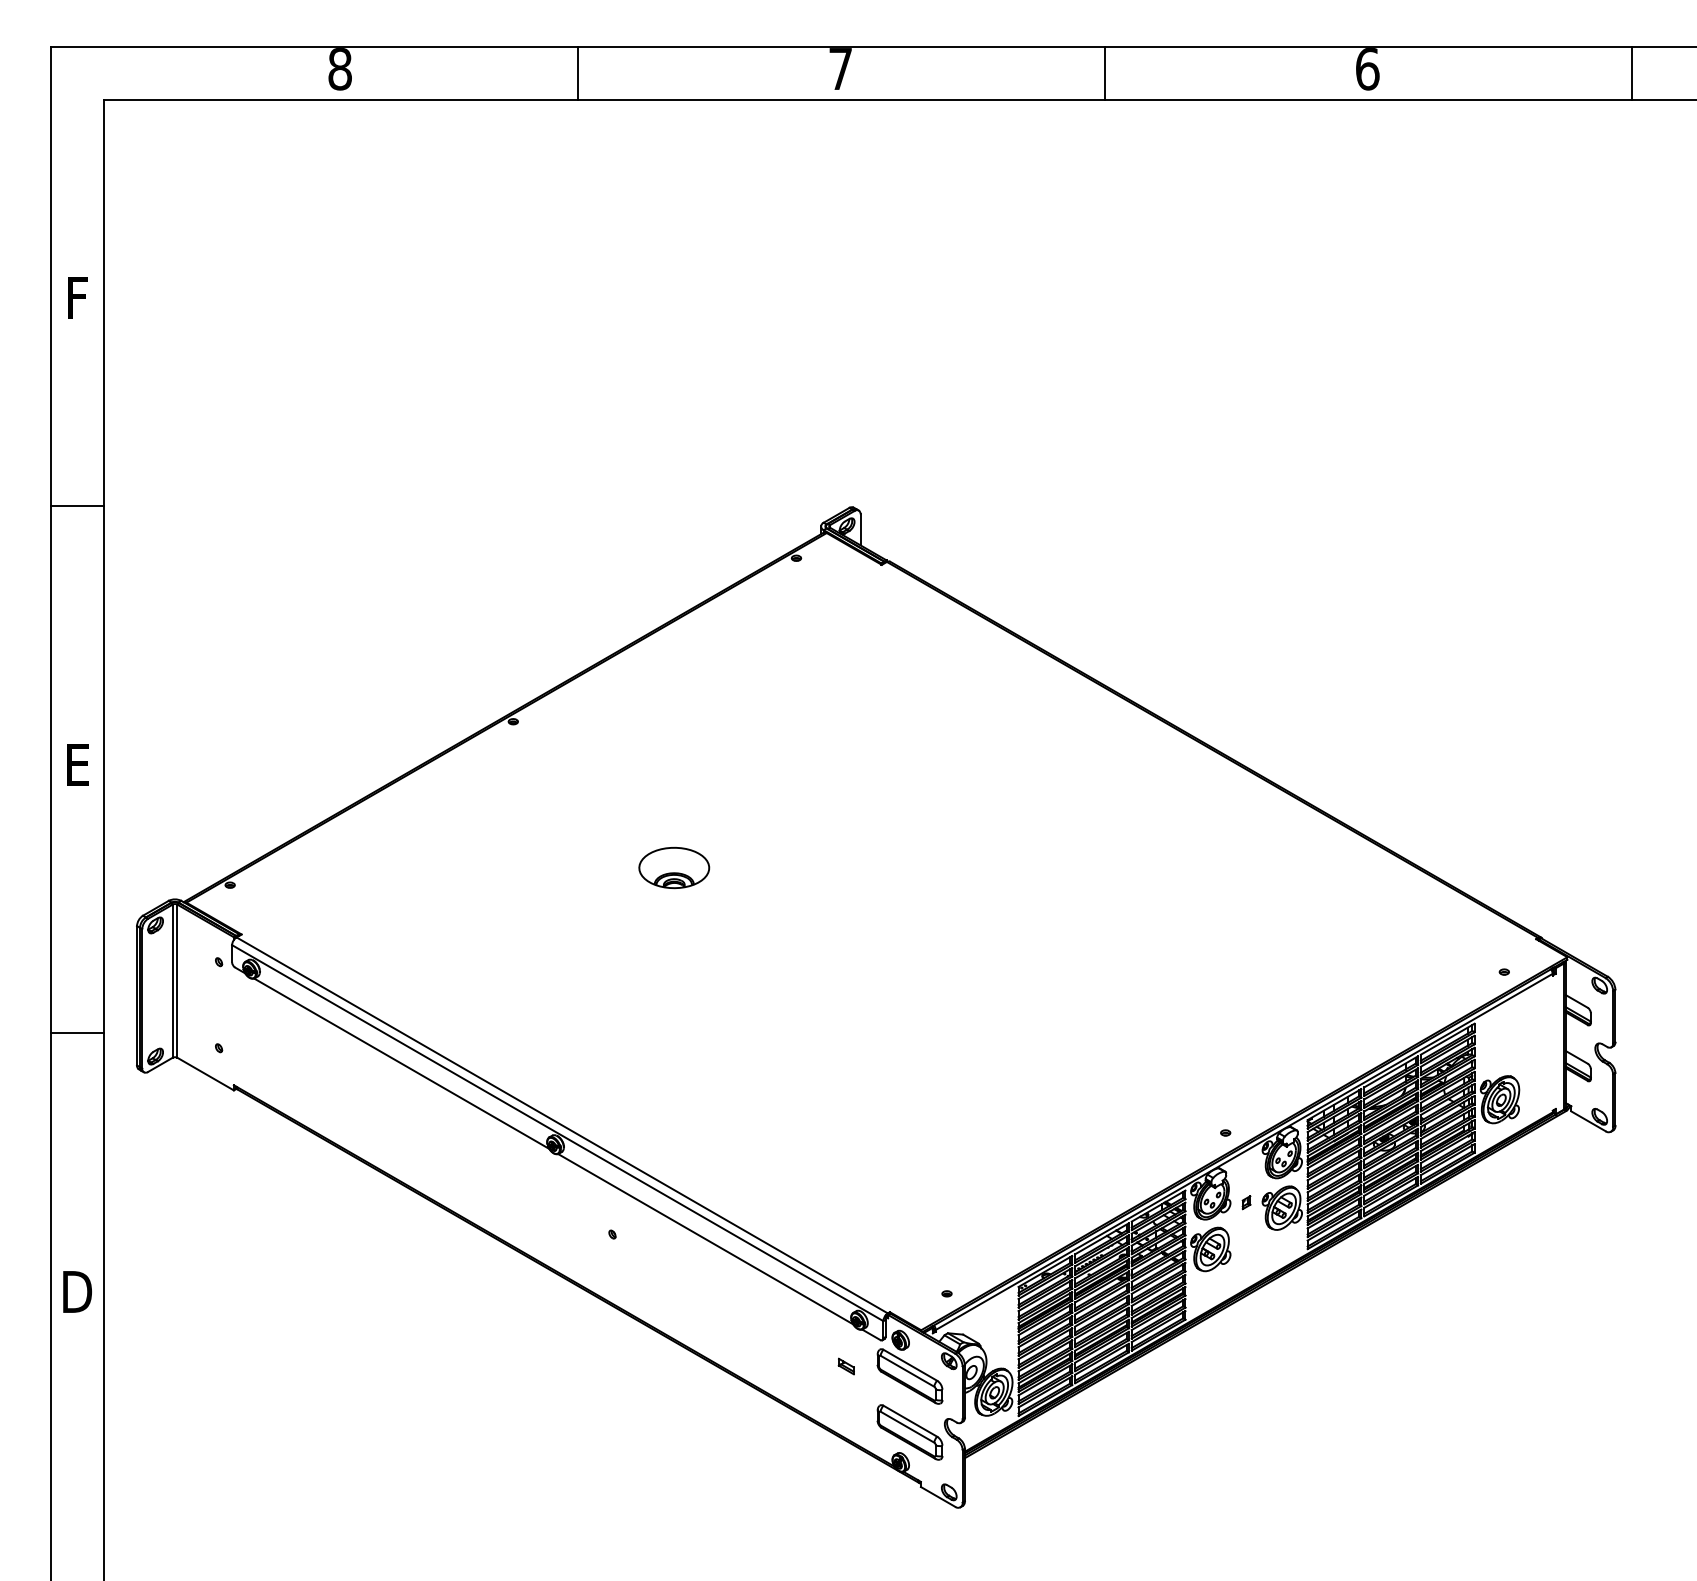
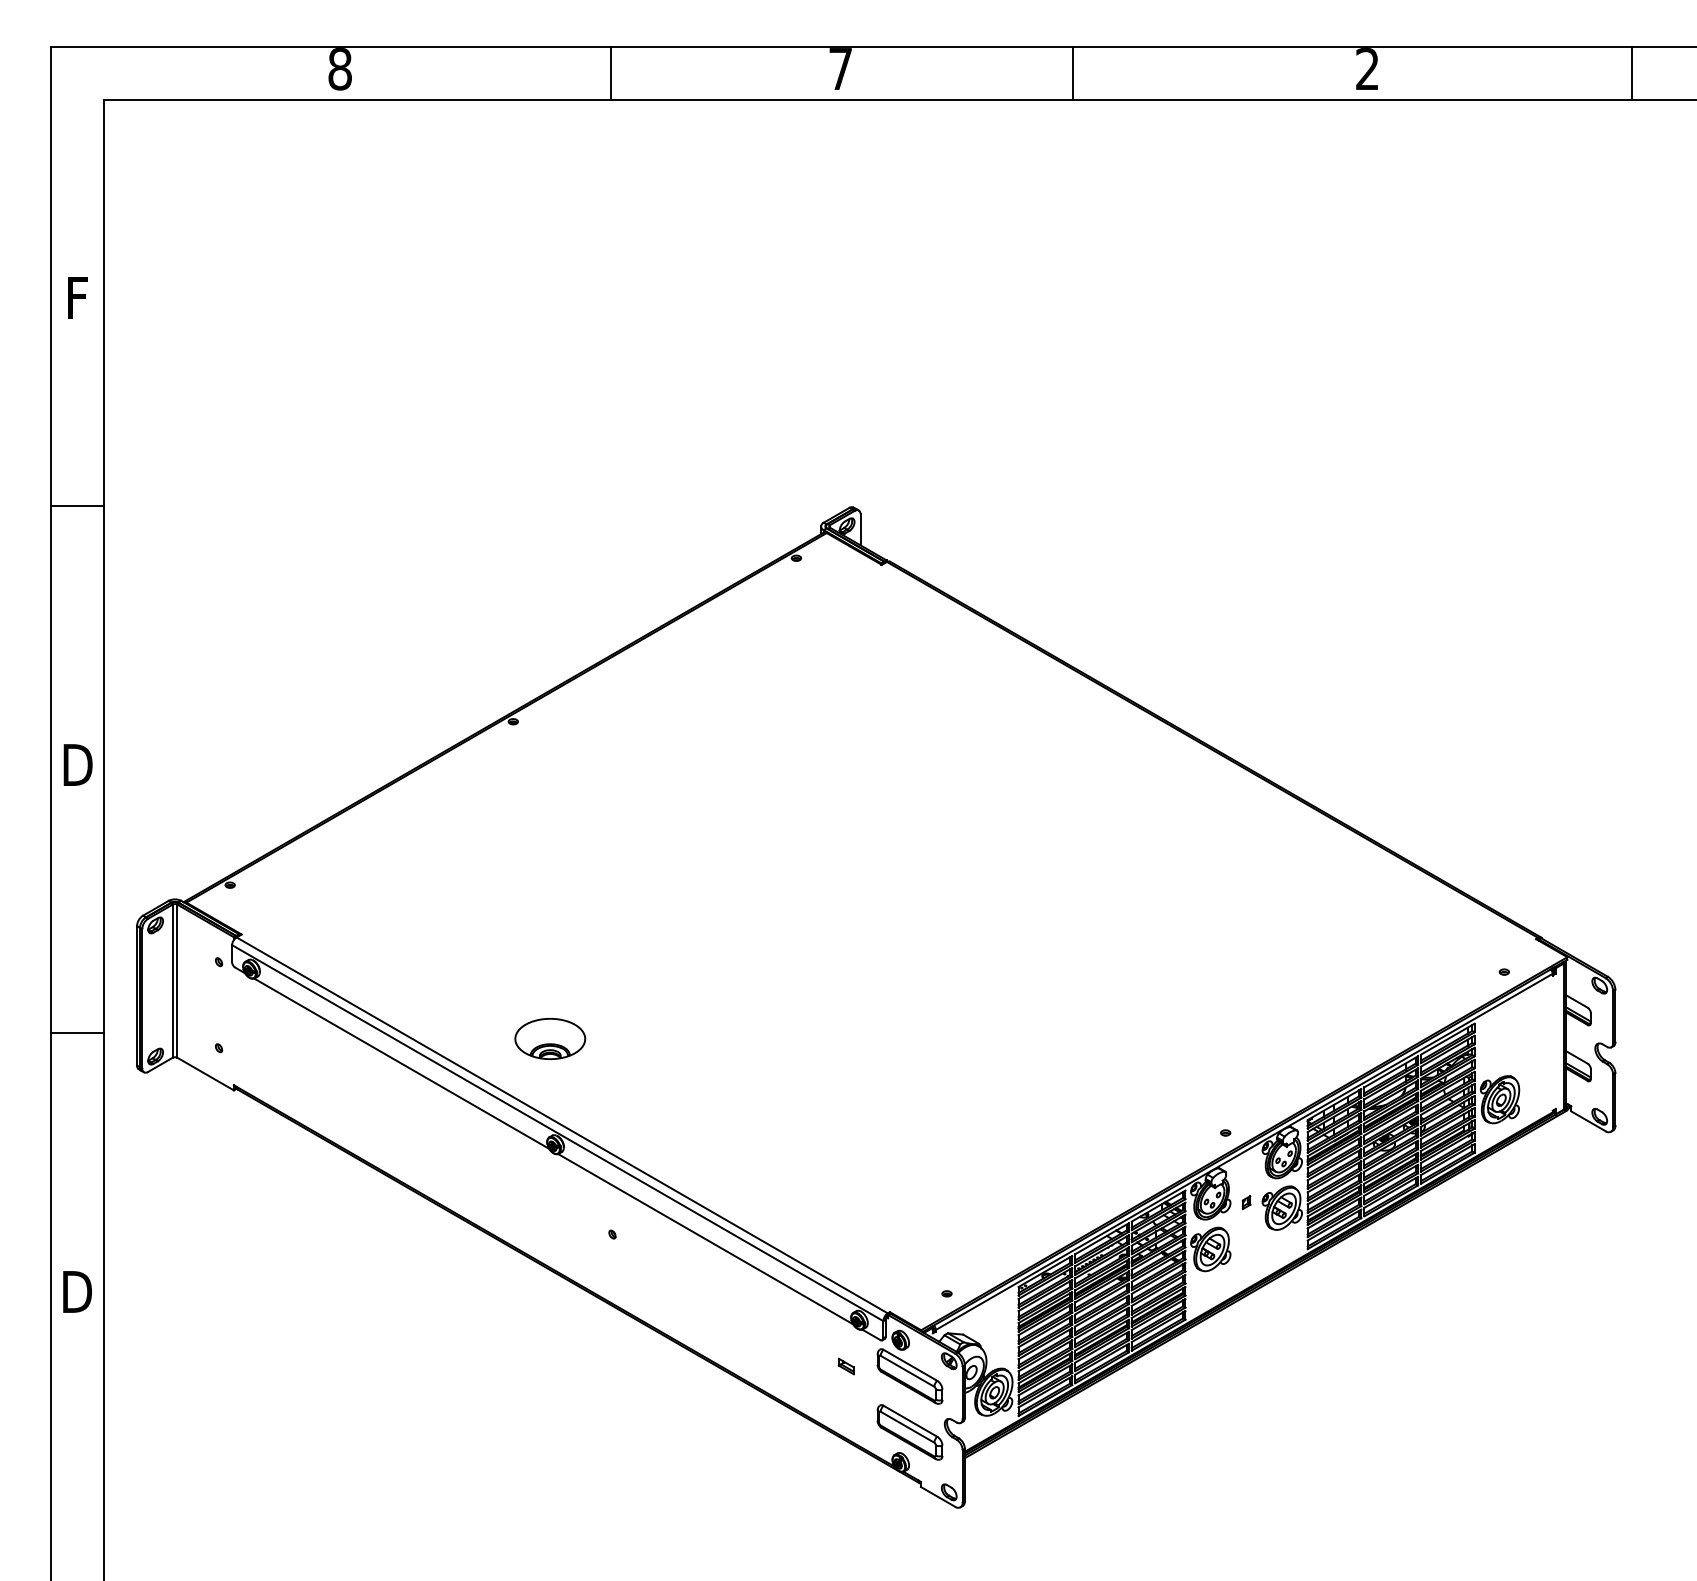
text: 6 -> 2 (1367, 69)
line position: (577, 73) -> (610, 73) (610, 73)
line position: (1104, 73) -> (1072, 73) (1072, 73)
text: E -> D (77, 764)
part position: (674, 867) -> (550, 1038) (550, 1038)
